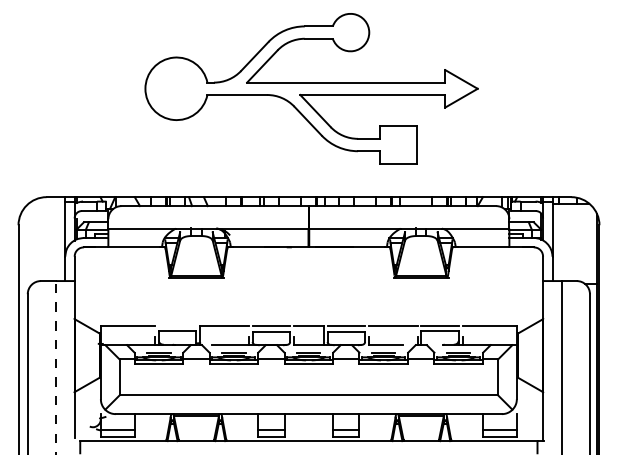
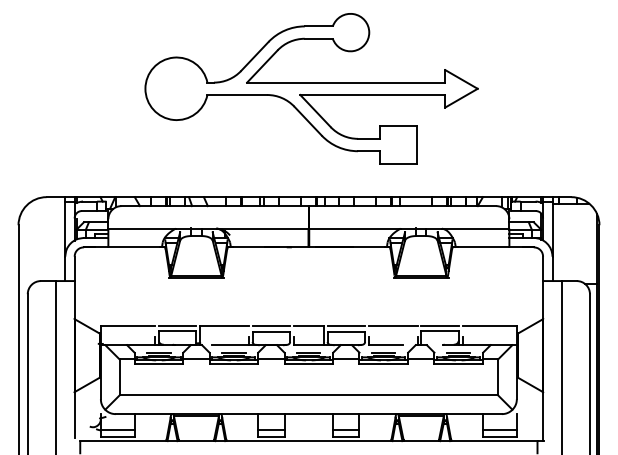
line: none -> present (177, 326)
line: dashed -> solid (55, 367)
